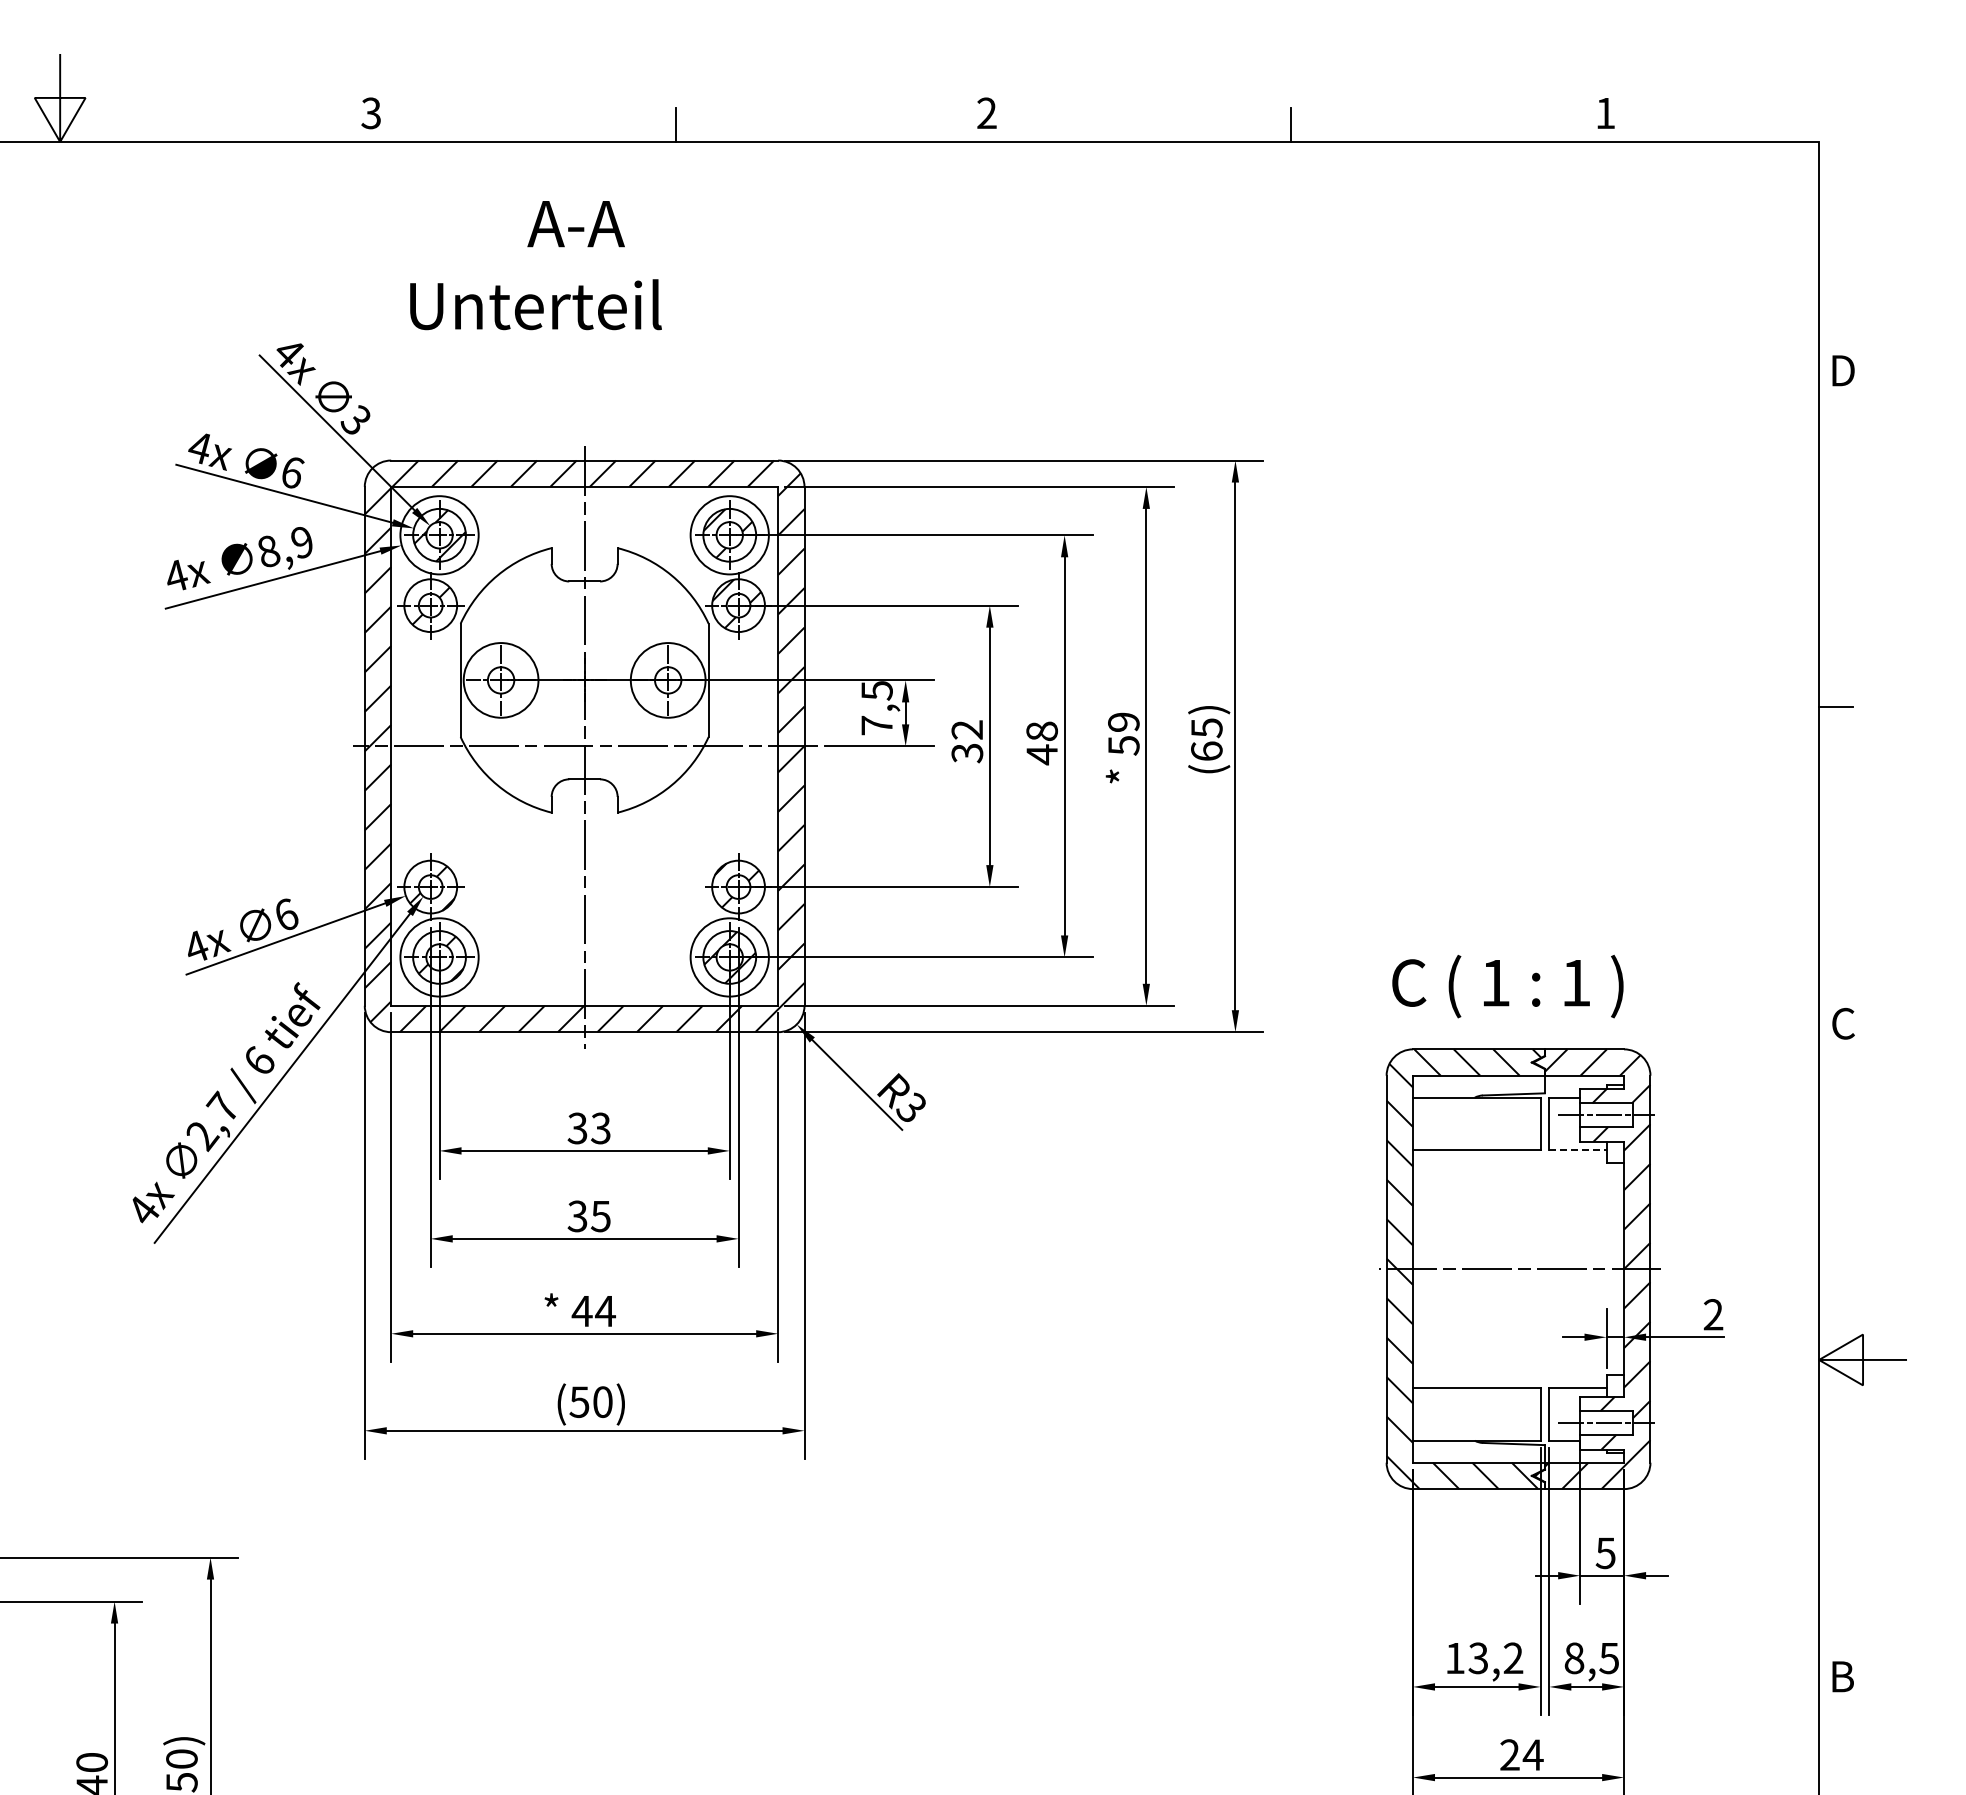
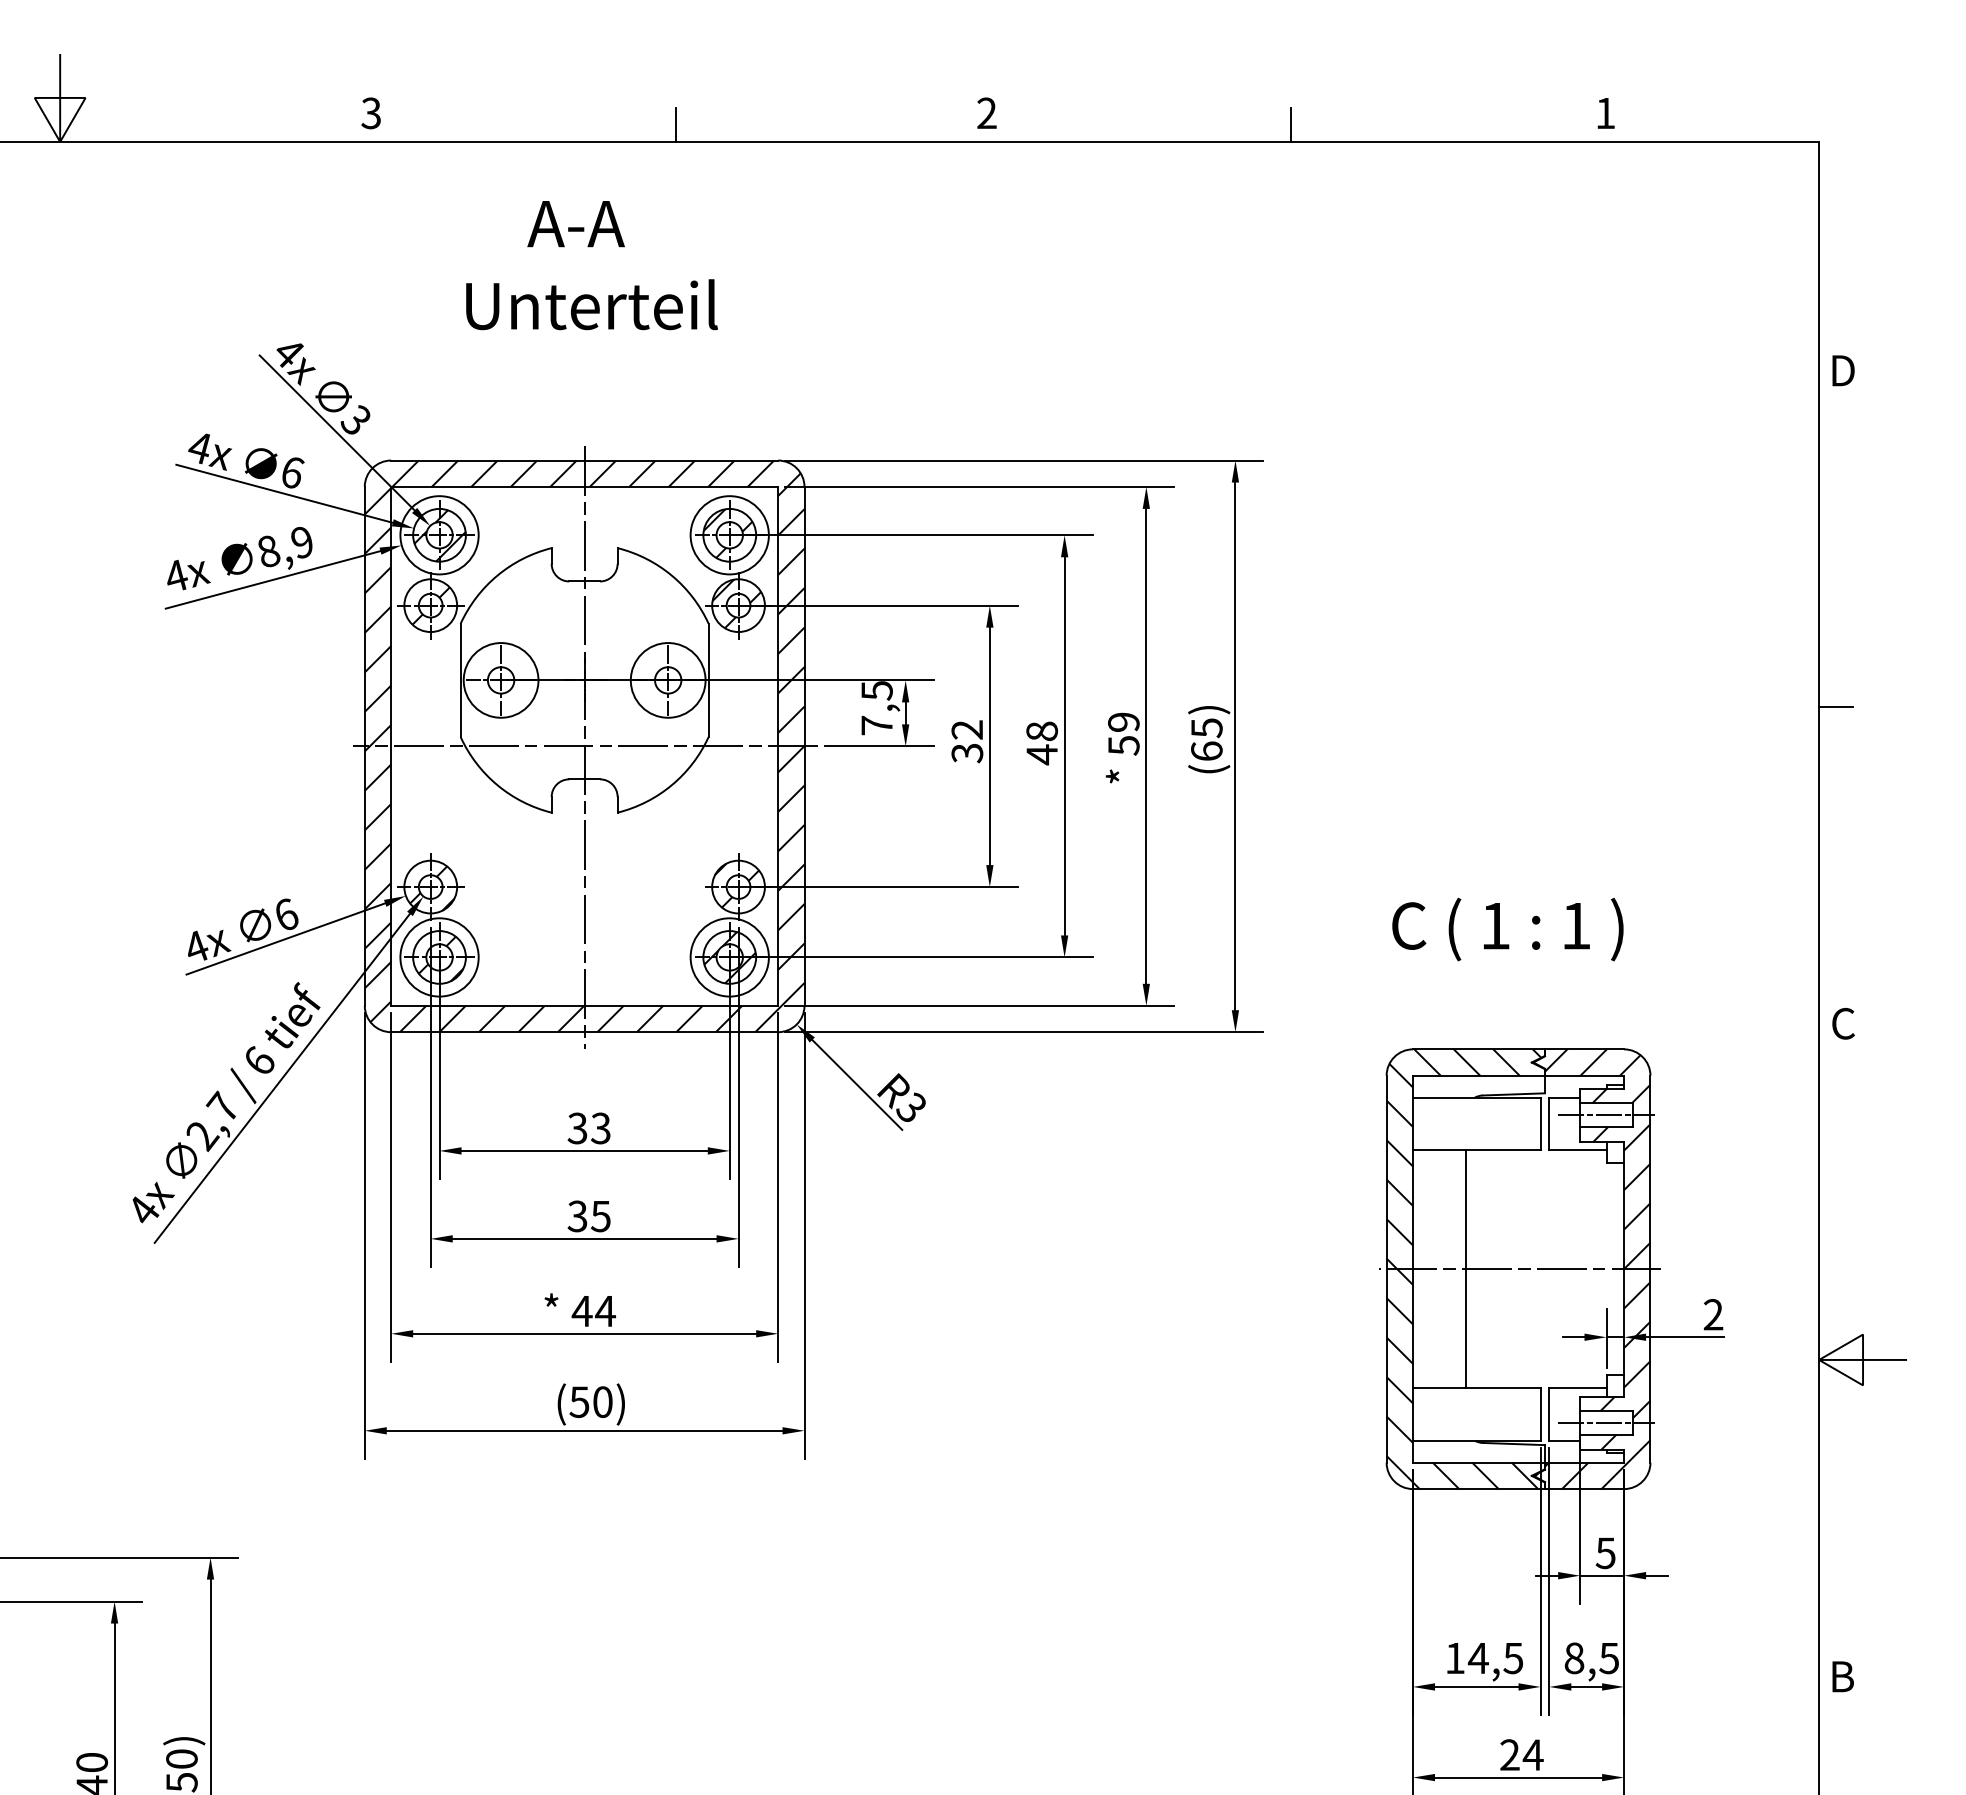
text position: (535, 304) -> (591, 304) (591, 304)
text position: (1507, 986) -> (1507, 929) (1507, 929)
line: dashed -> solid (1577, 1150)
line: none -> present (1465, 1268)
text: 13,2 -> 14,5 (1495, 1658)
